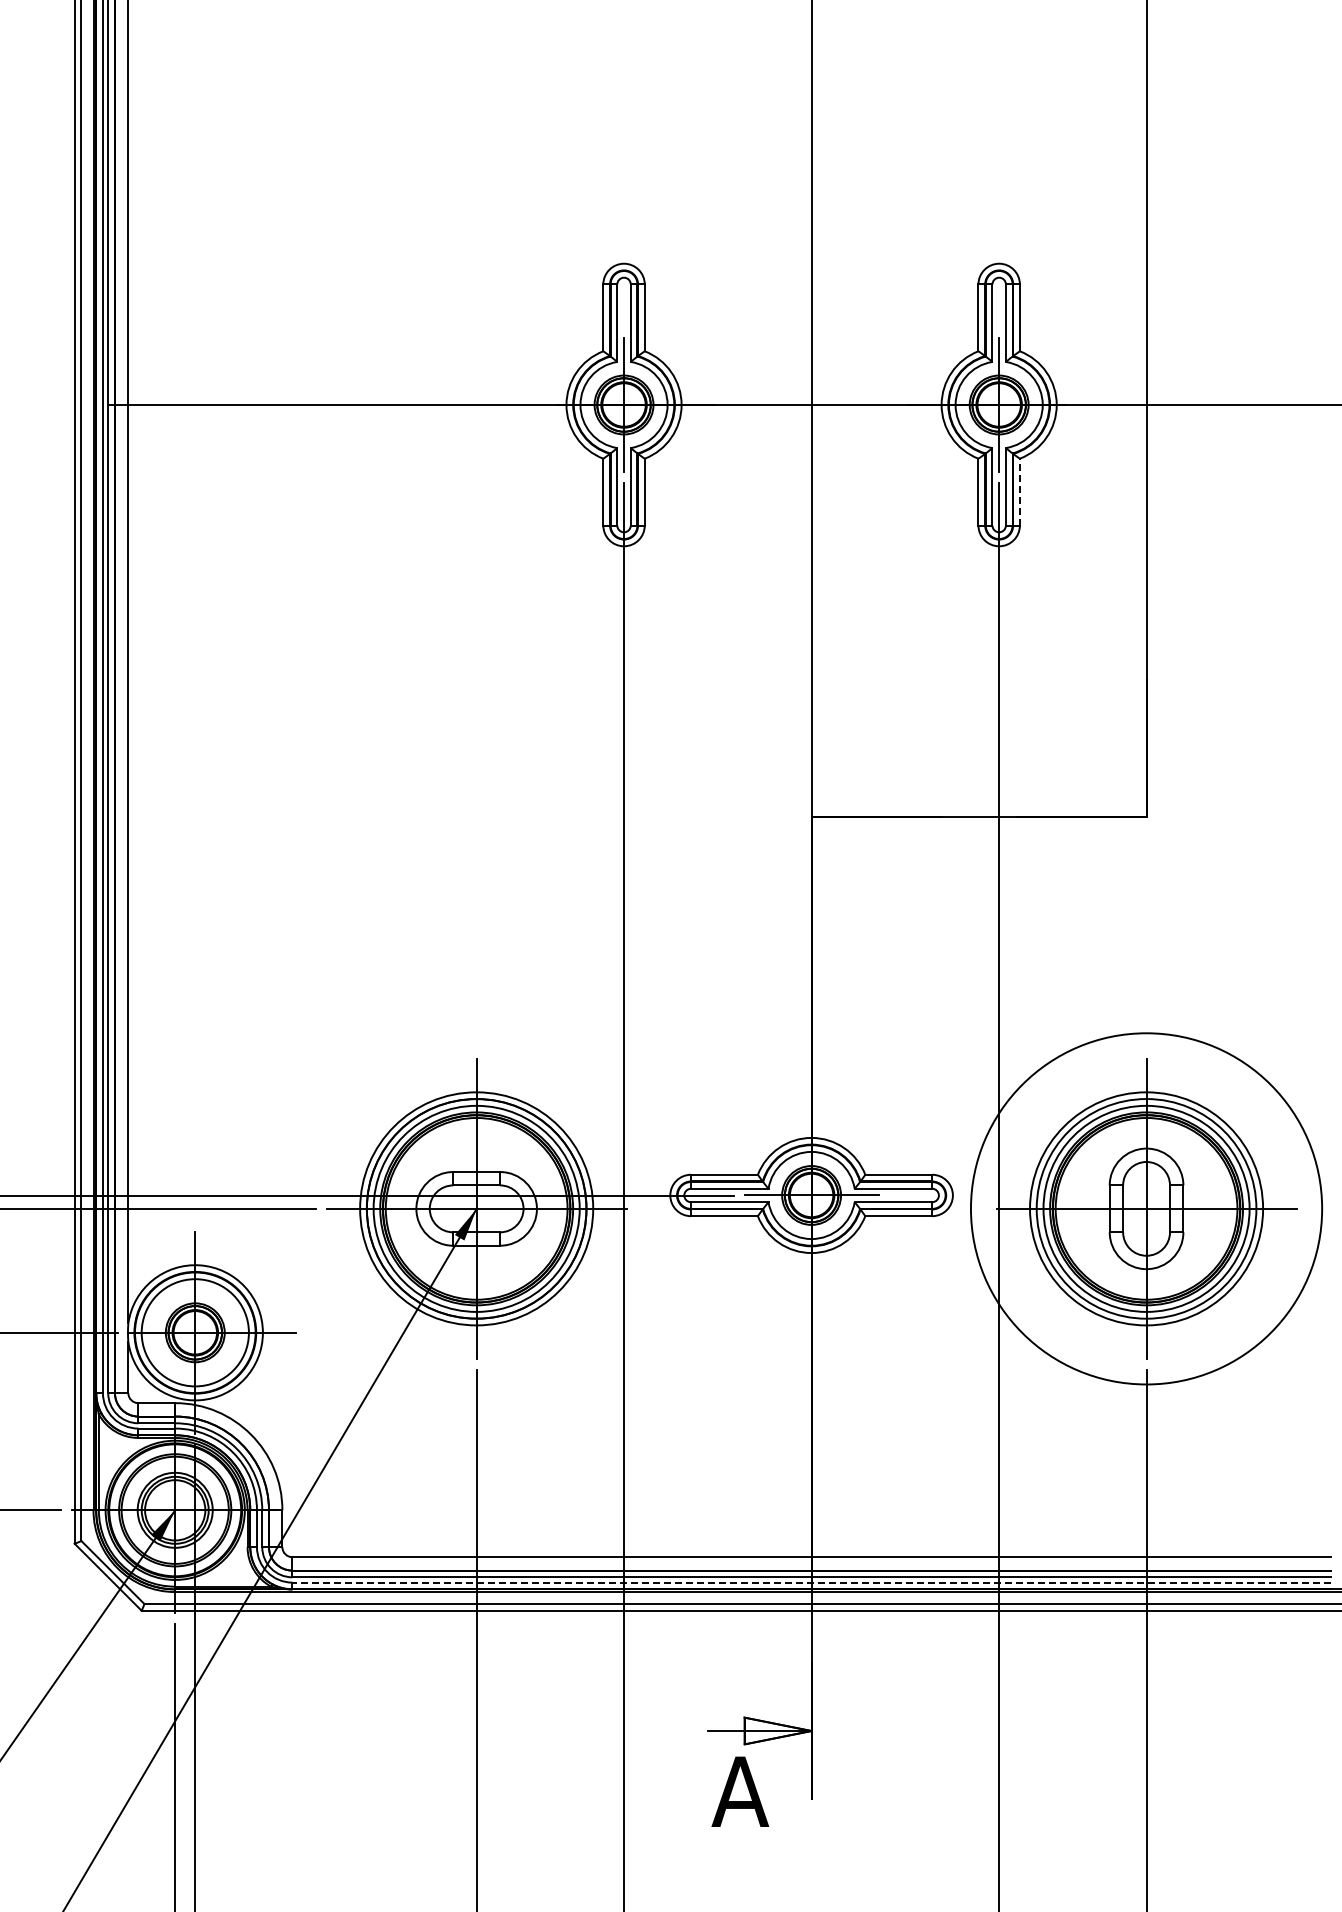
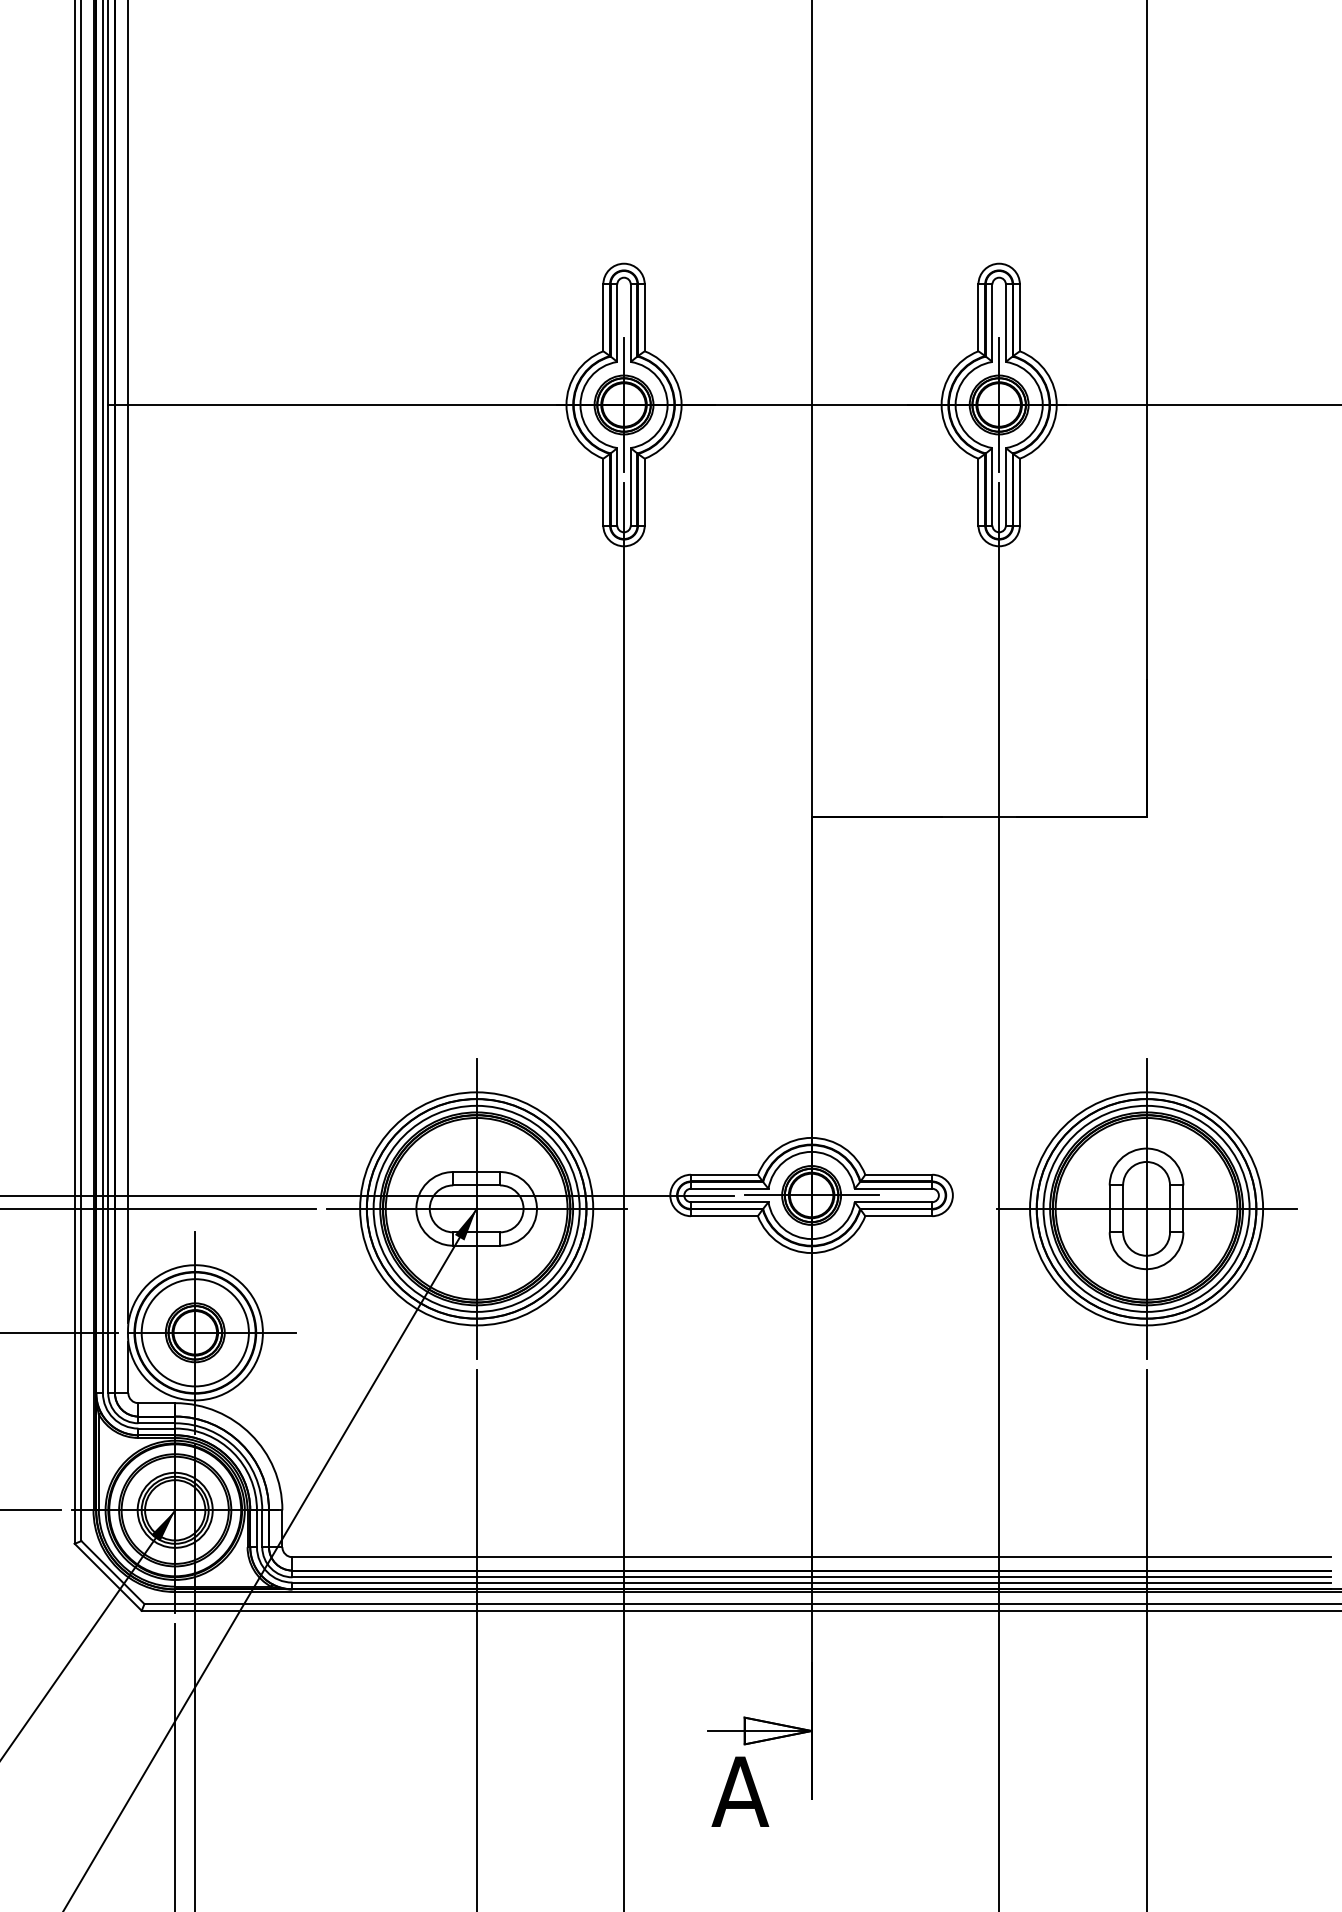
line: dashed -> solid (1019, 491)
circle diameter: 351 px -> 219 px (1146, 1208)
line: dashed -> solid (811, 1582)
